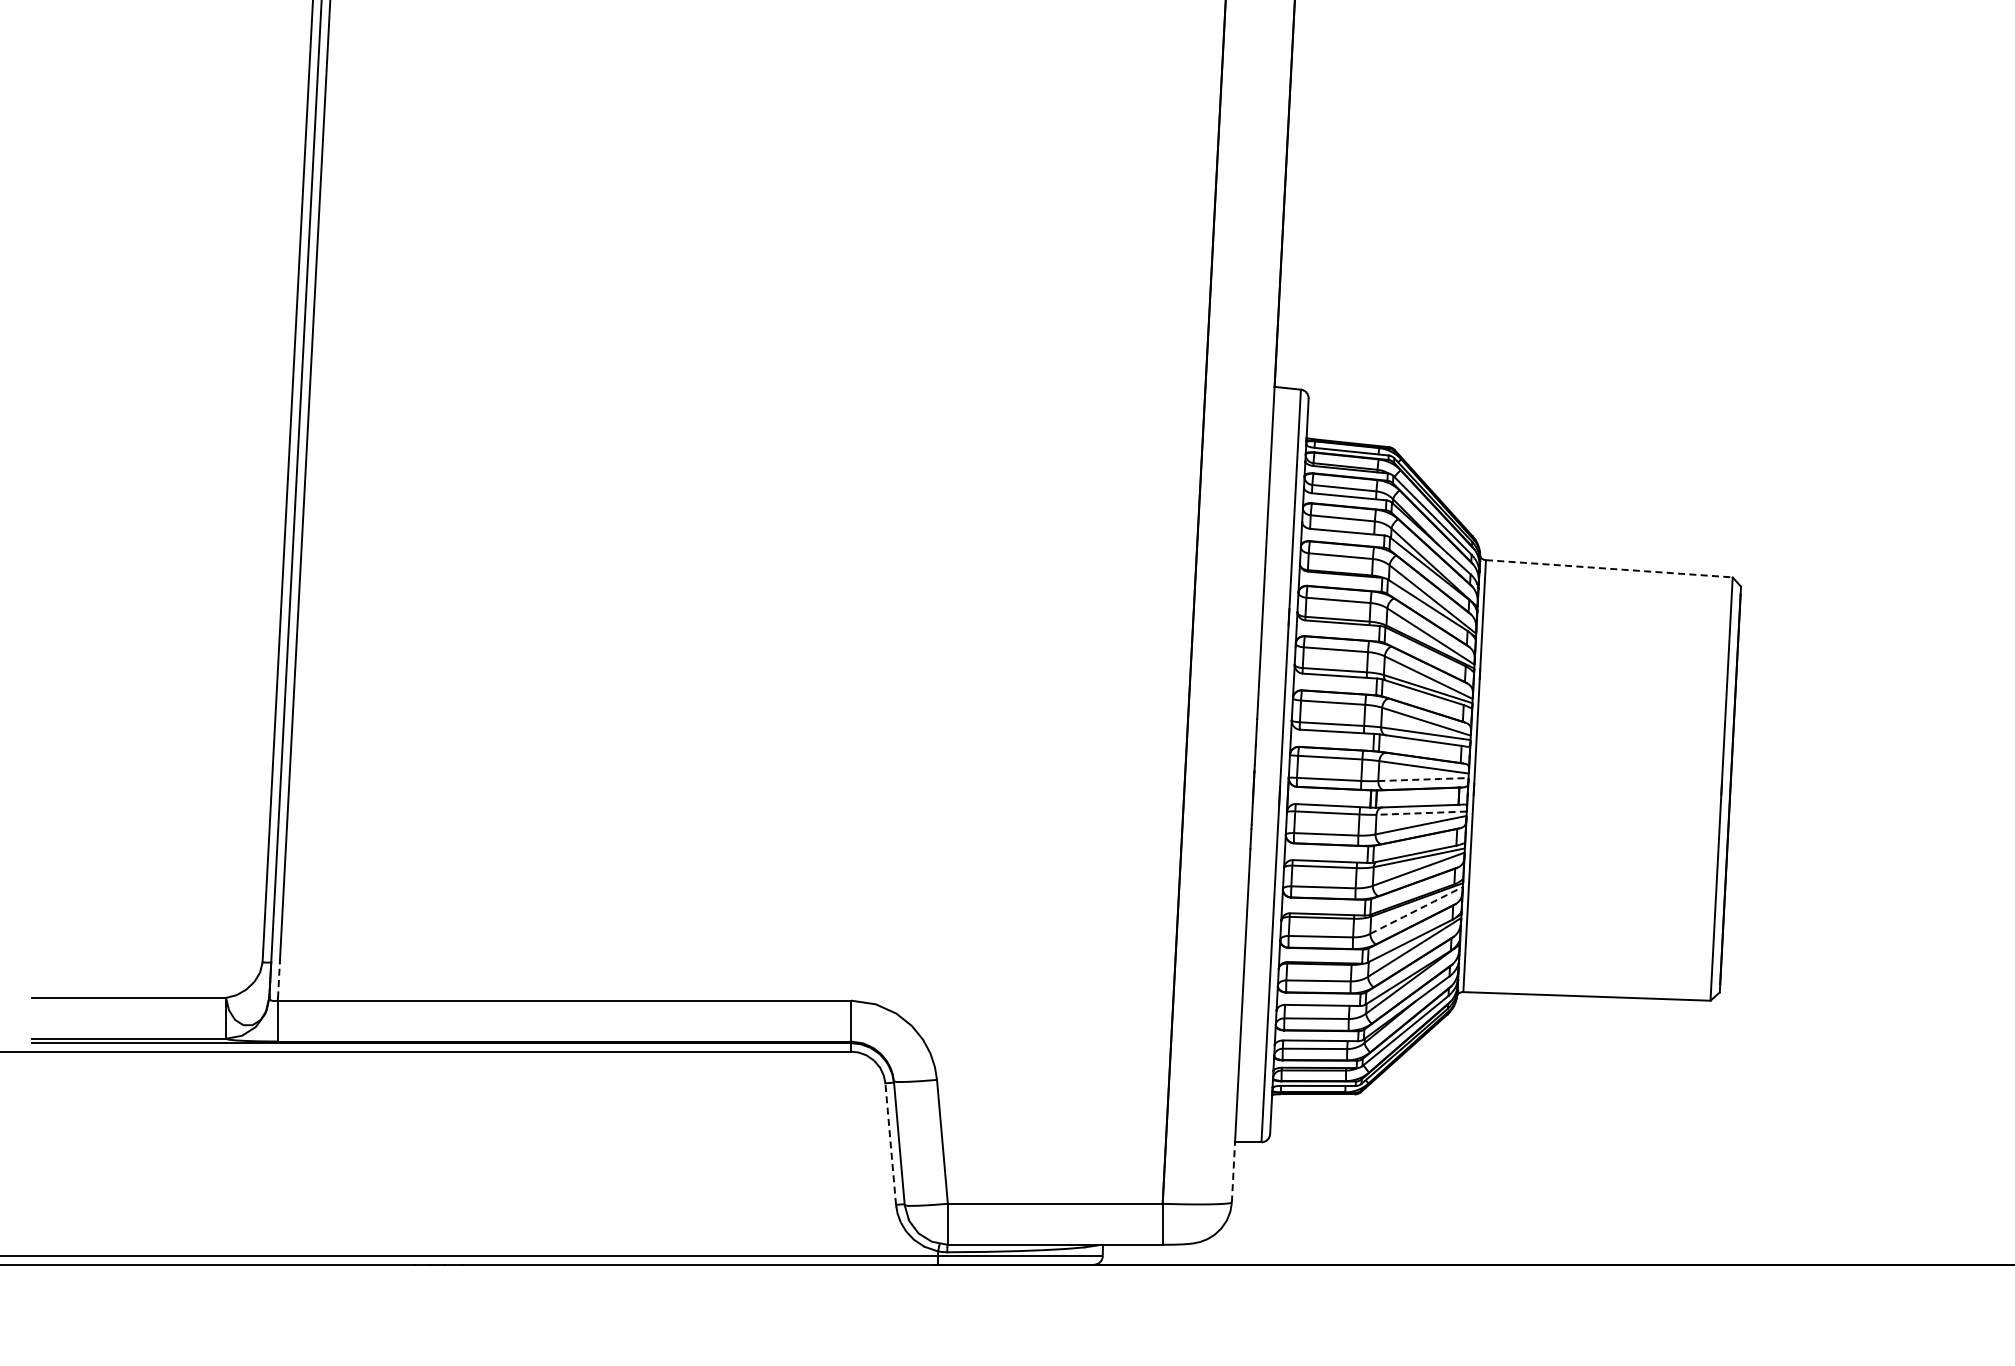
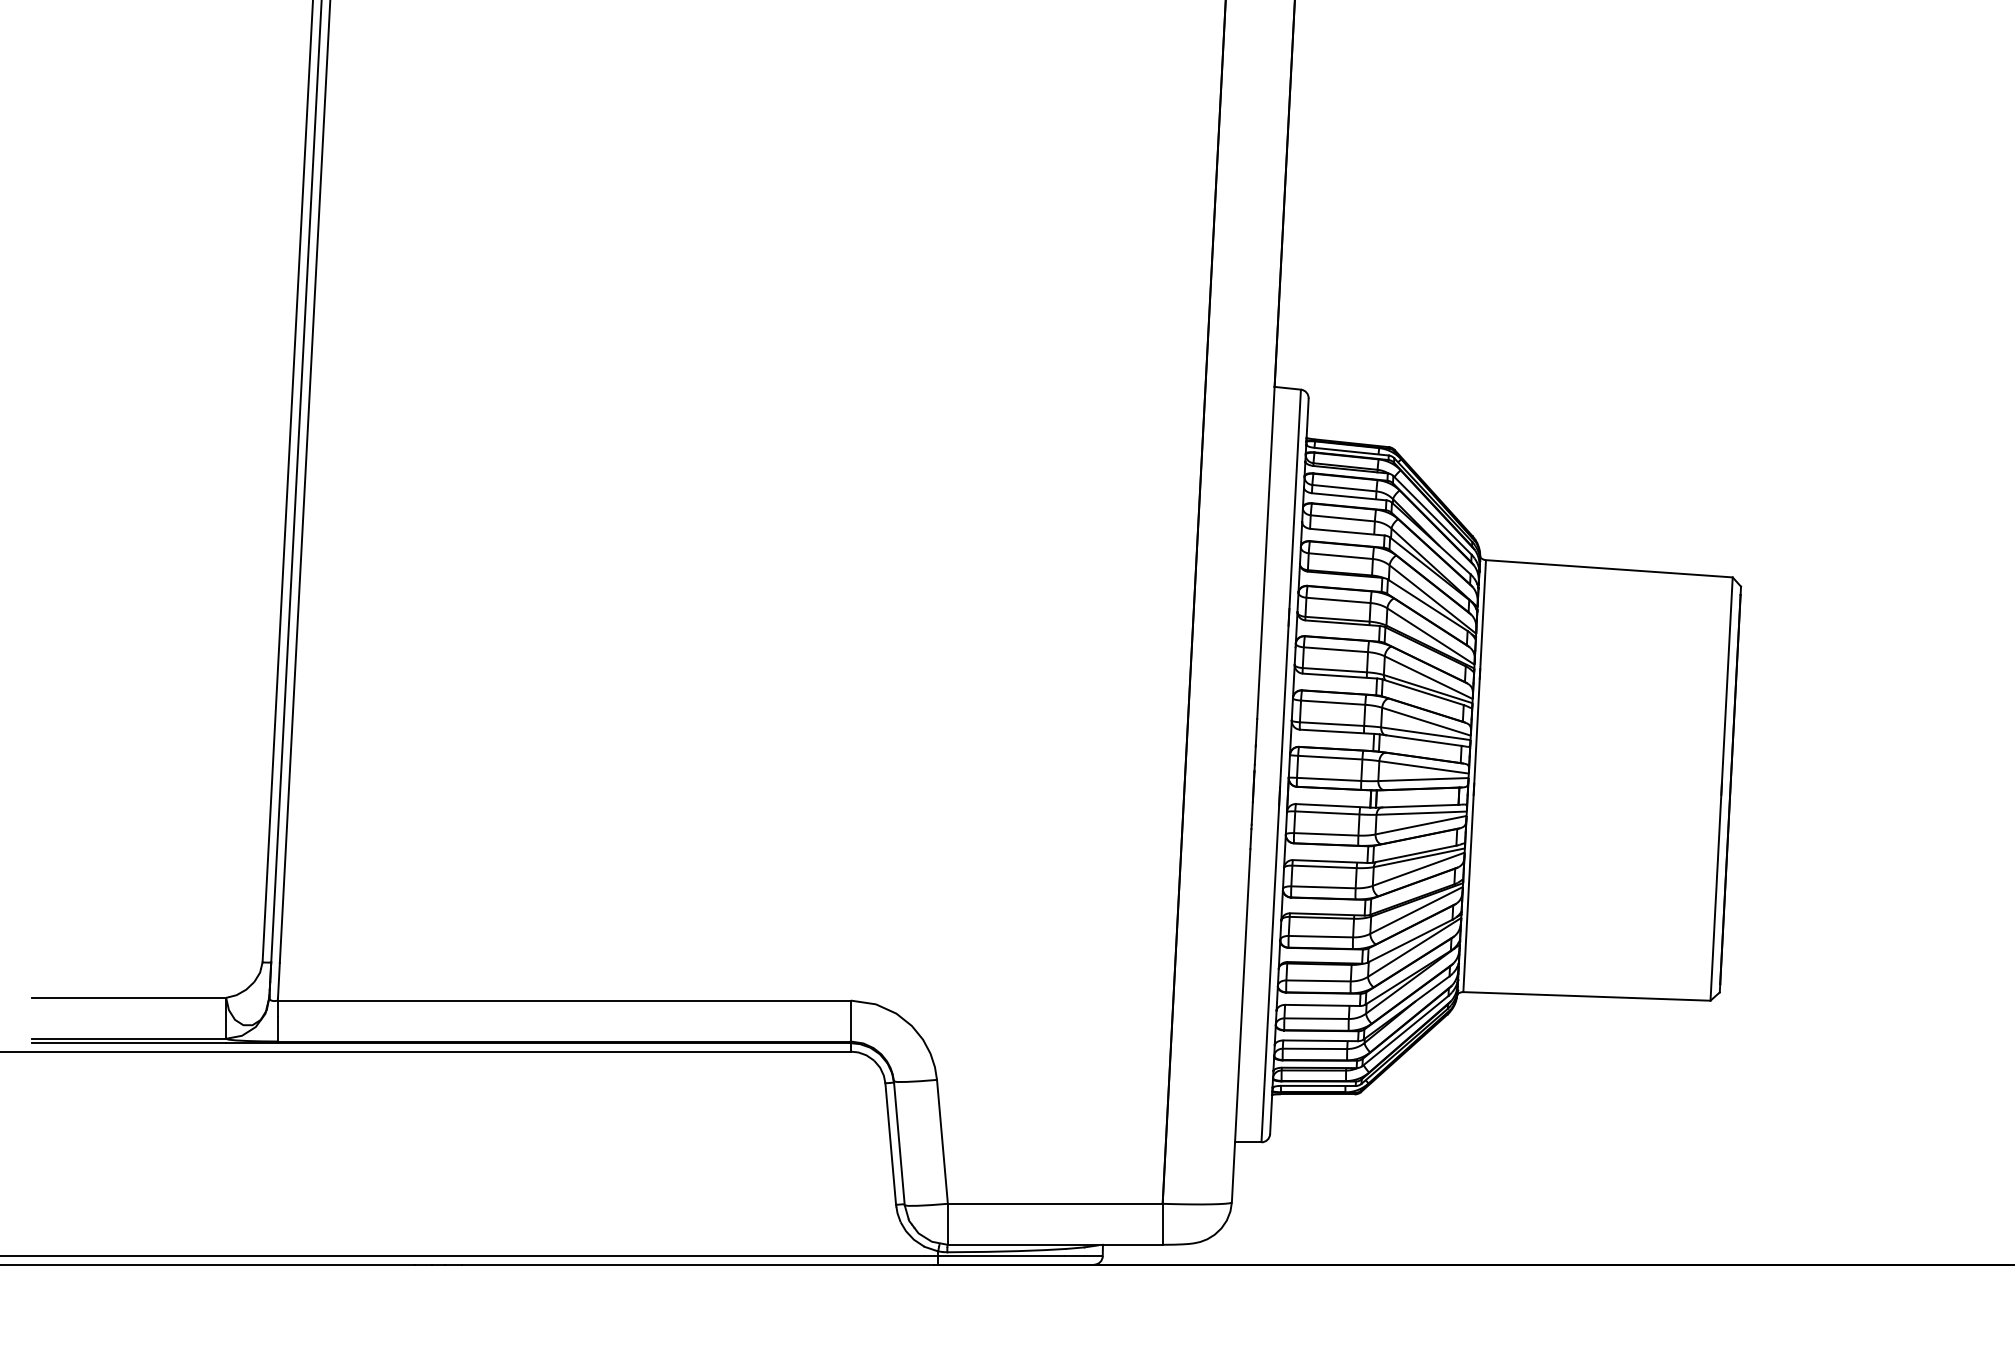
line: dashed -> solid (1609, 568)
line: dashed -> solid (1423, 779)
line: dashed -> solid (1421, 813)
line: dashed -> solid (1416, 910)
line: dashed -> solid (278, 980)
line: dashed -> solid (890, 1143)
line: dashed -> solid (1233, 1171)
